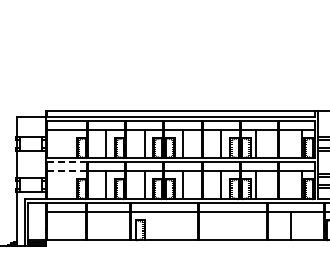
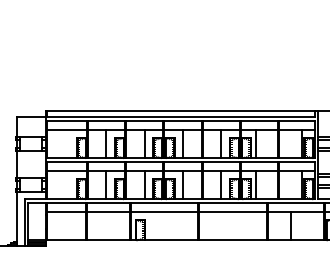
line: dashed -> solid (67, 162)
line: dashed -> solid (67, 171)
